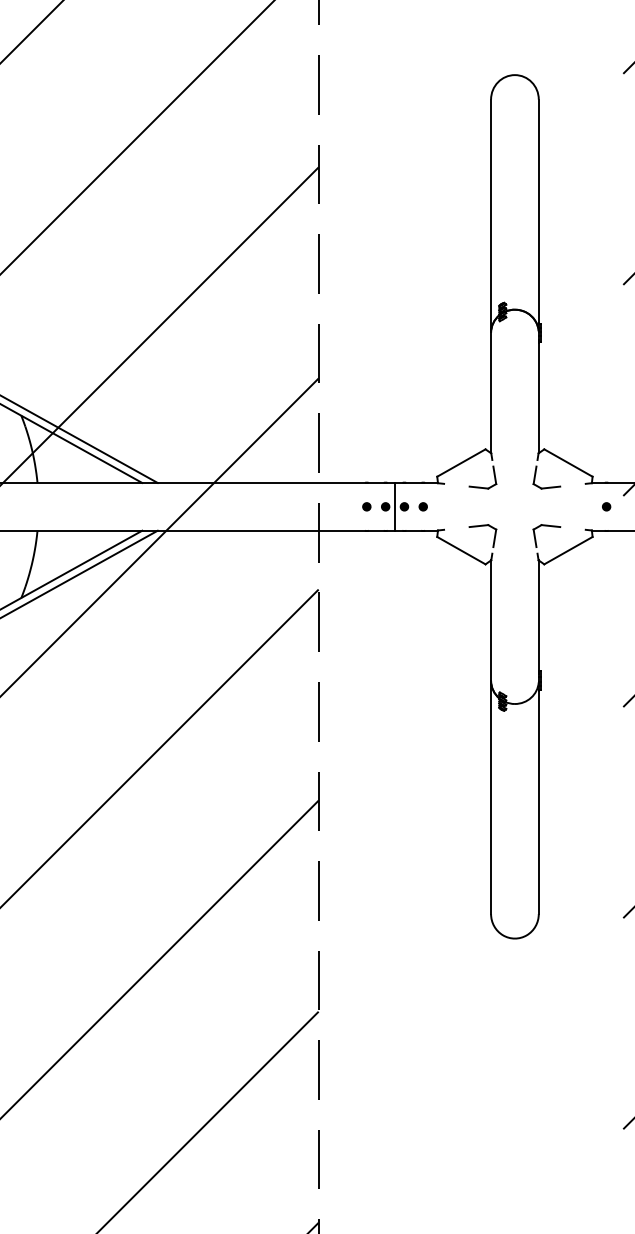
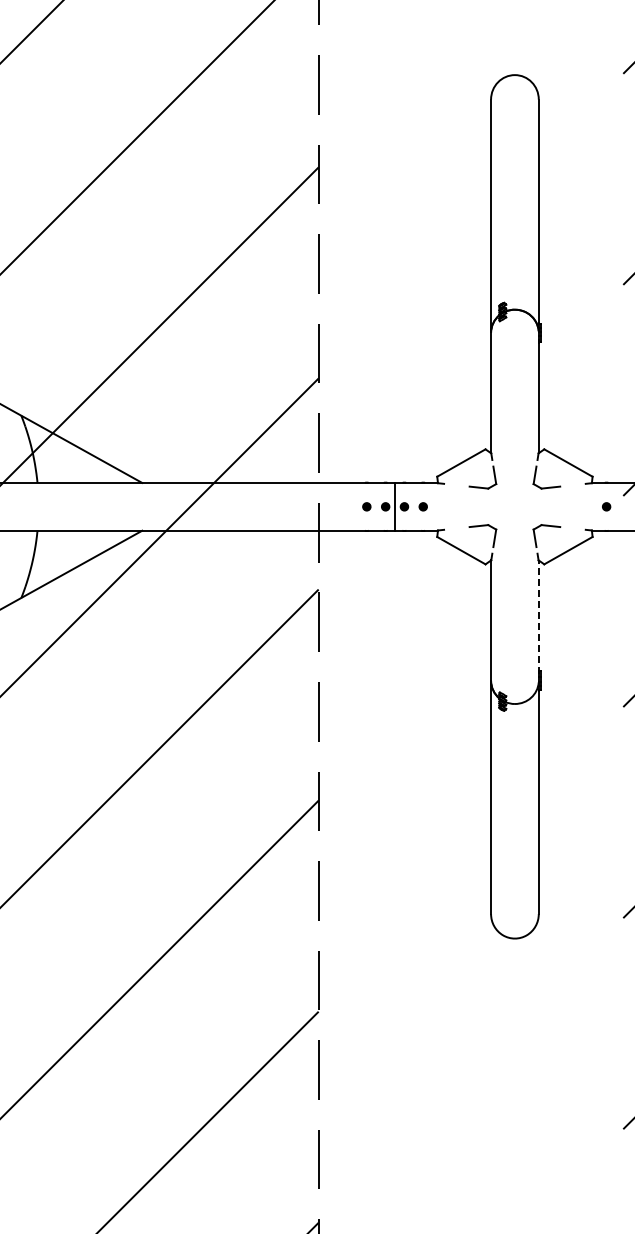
line: present -> none (79, 439)
line: present -> none (79, 573)
line: solid -> dashed (538, 617)
